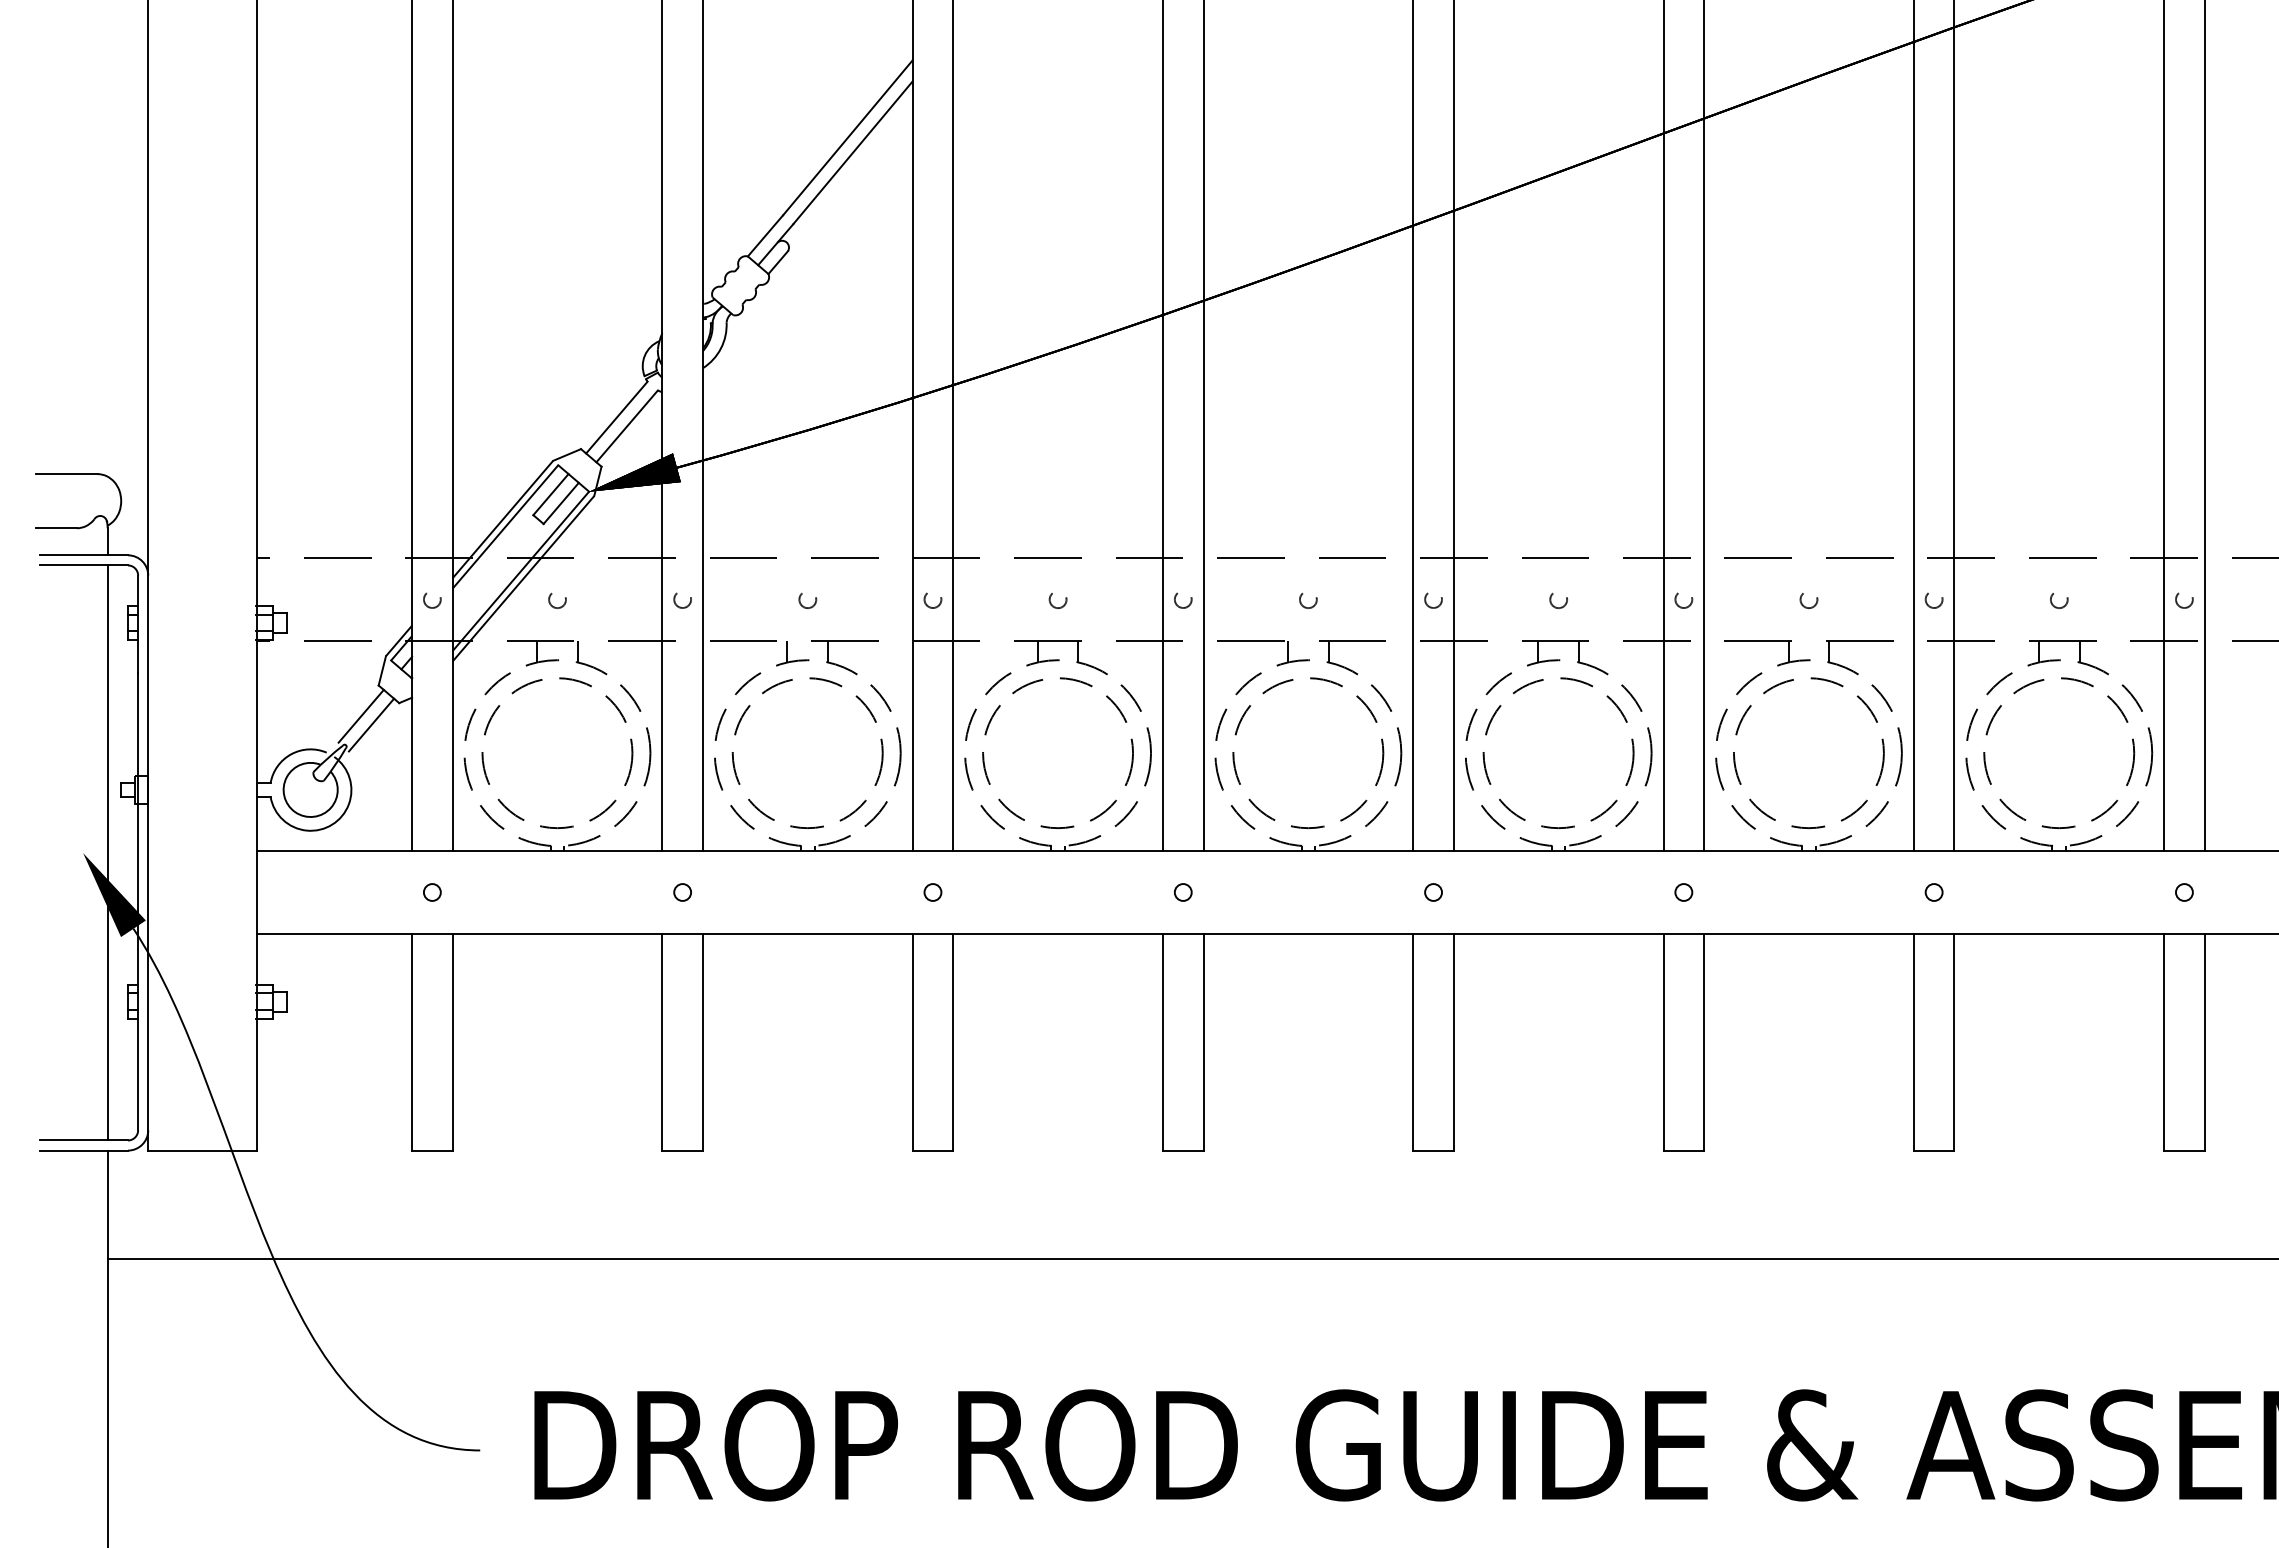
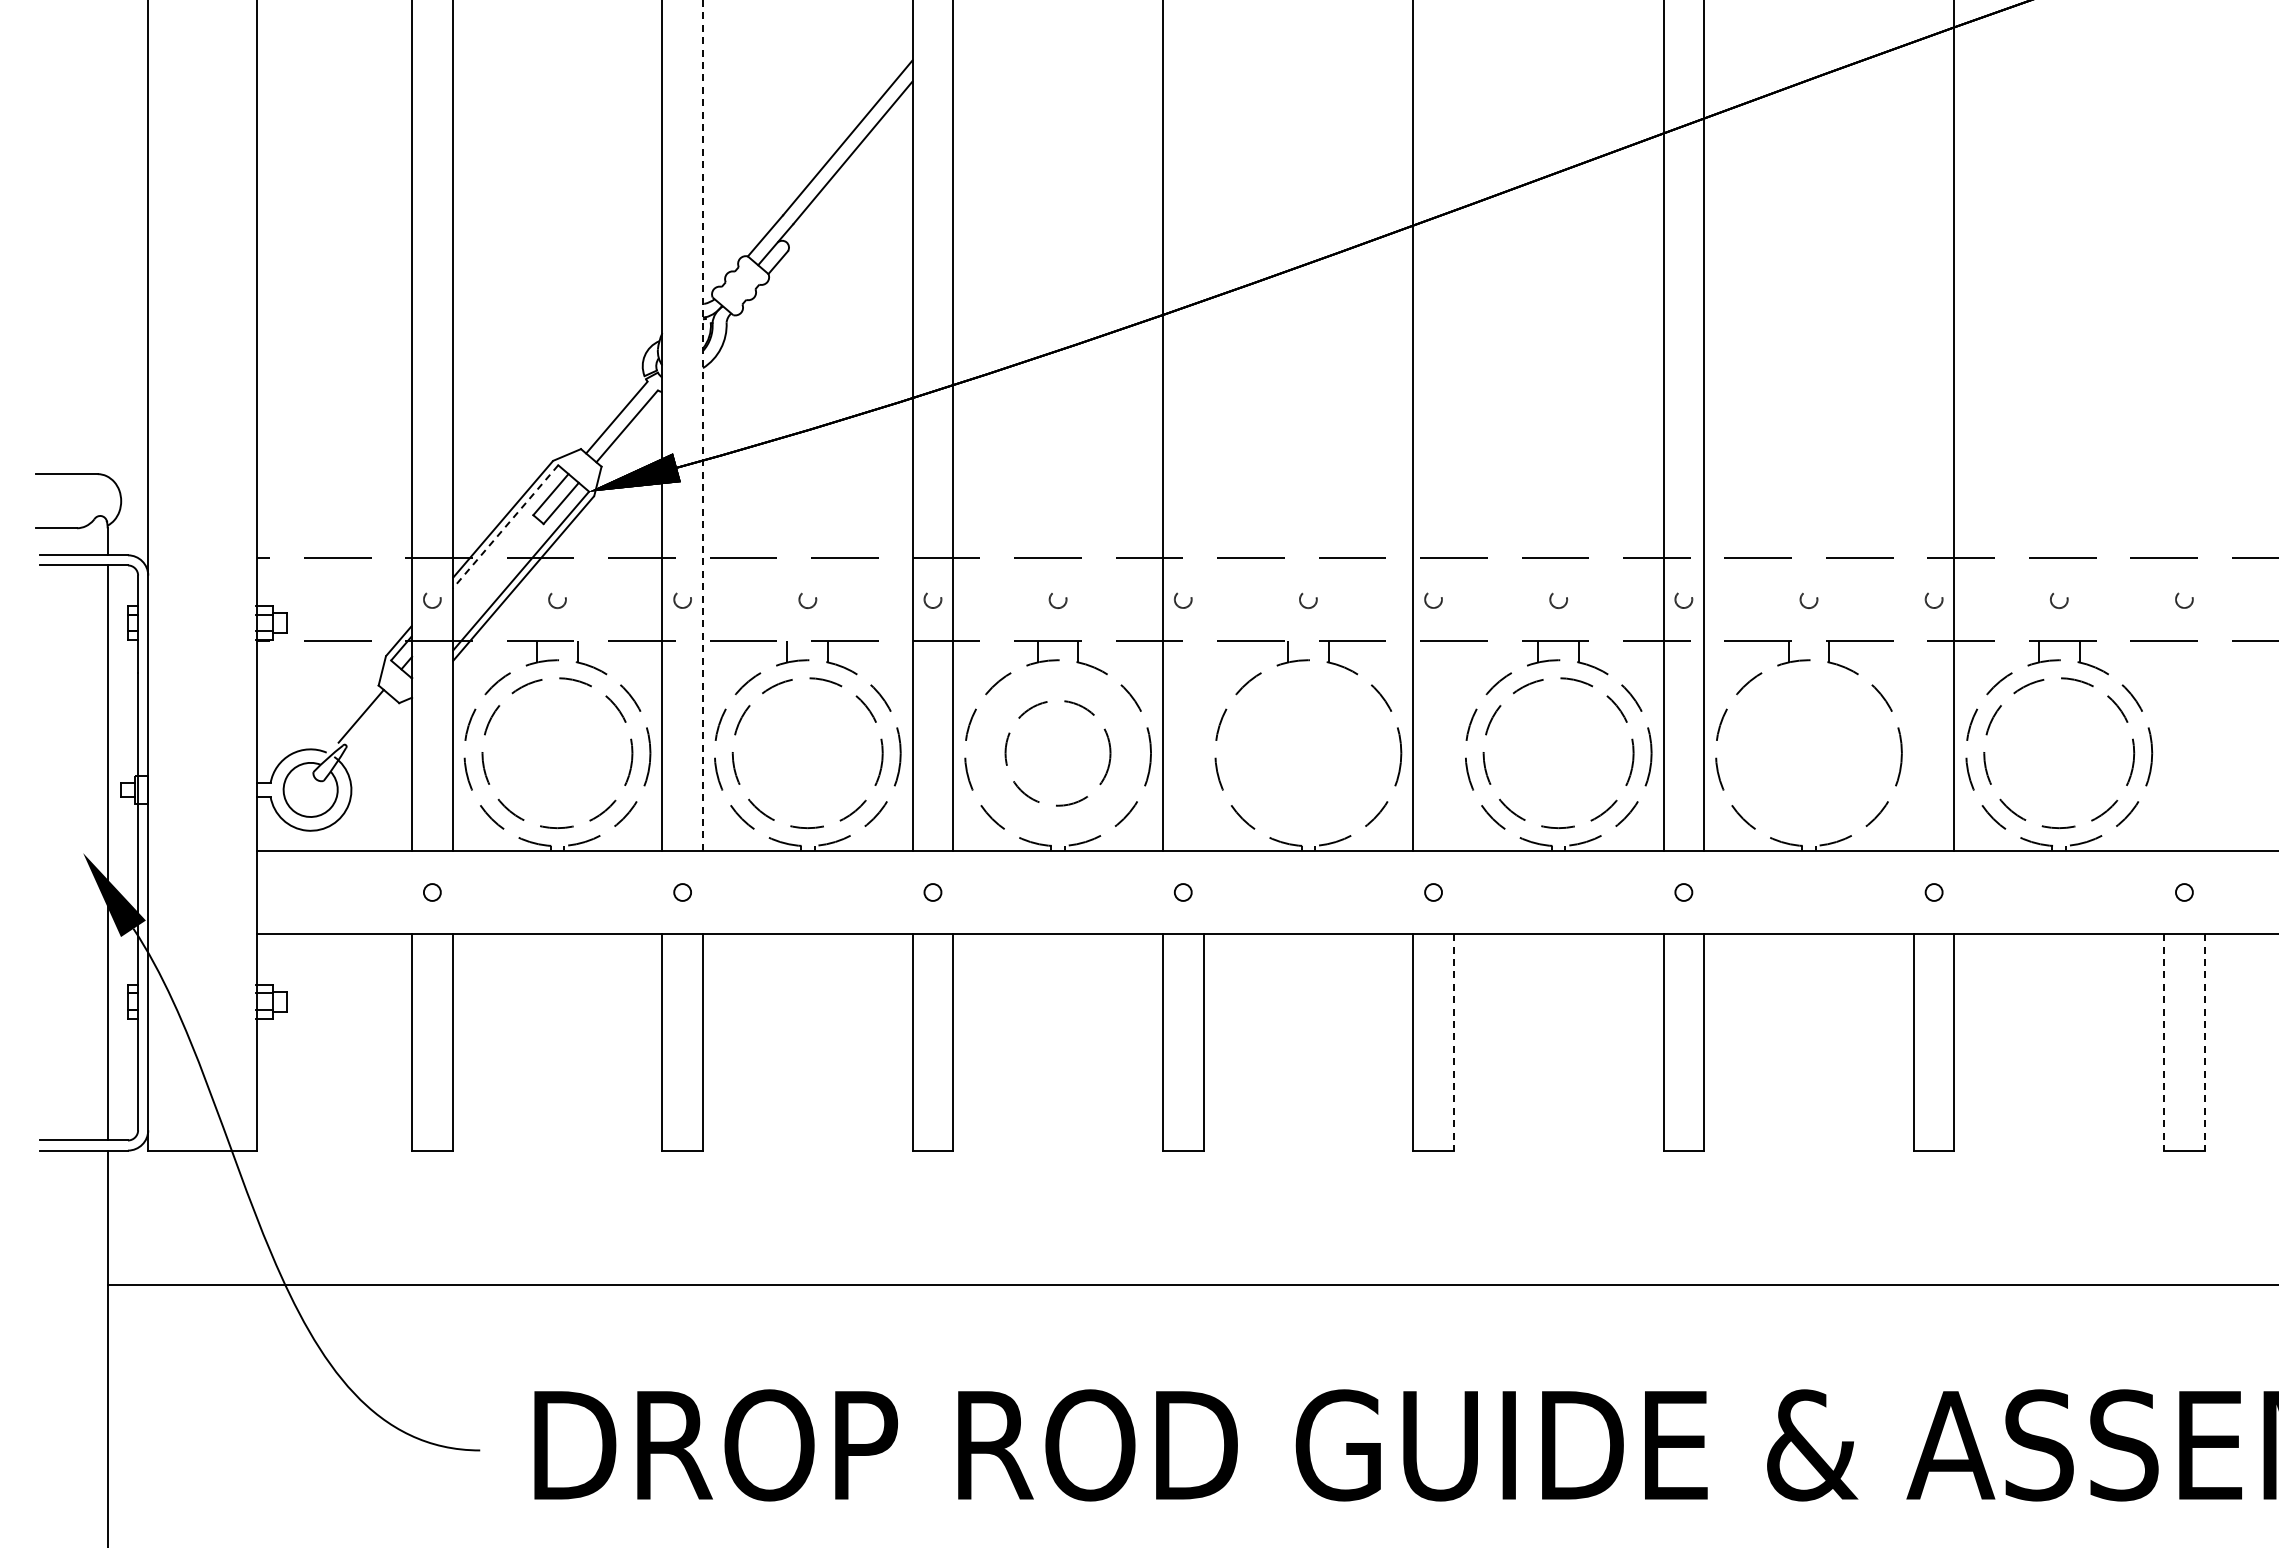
line: solid -> dashed (702, 424)
line: present -> none (1203, 426)
line: present -> none (1453, 426)
line: present -> none (1913, 426)
line: present -> none (2164, 426)
line: present -> none (2204, 426)
line: solid -> dashed (505, 527)
line: present -> none (371, 724)
circle size: 152x153 px -> 108x107 px (1057, 753)
circle: present -> none (1308, 753)
circle: present -> none (1808, 753)
line: solid -> dashed (1453, 1042)
line: solid -> dashed (2164, 1042)
line: solid -> dashed (2204, 1042)
line position: (1191, 1258) -> (1191, 1284) (1191, 1284)
